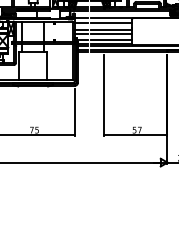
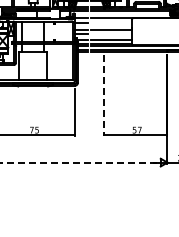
line: present -> none (111, 23)
line: present -> none (111, 33)
line: solid -> dashed (104, 95)
line: solid -> dashed (80, 162)
